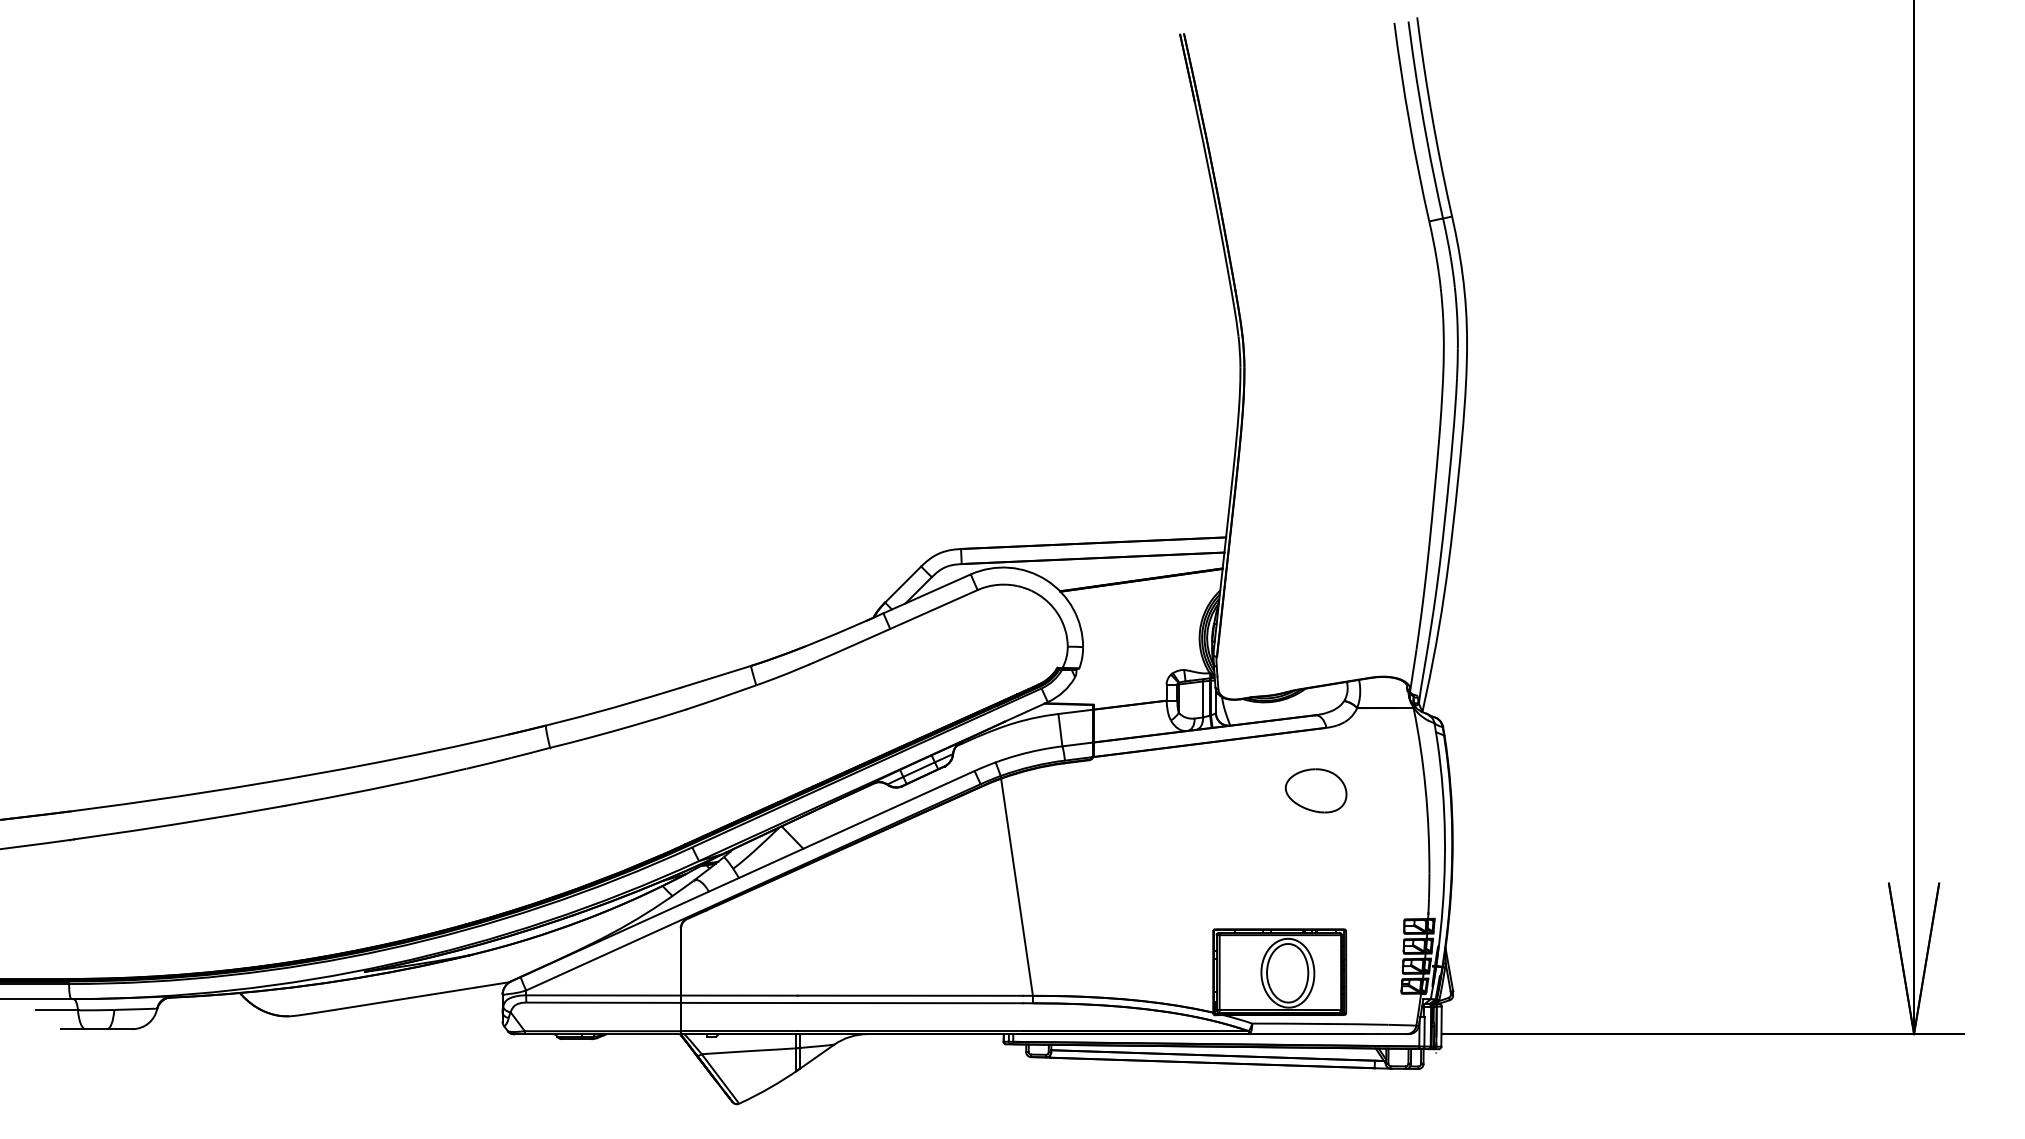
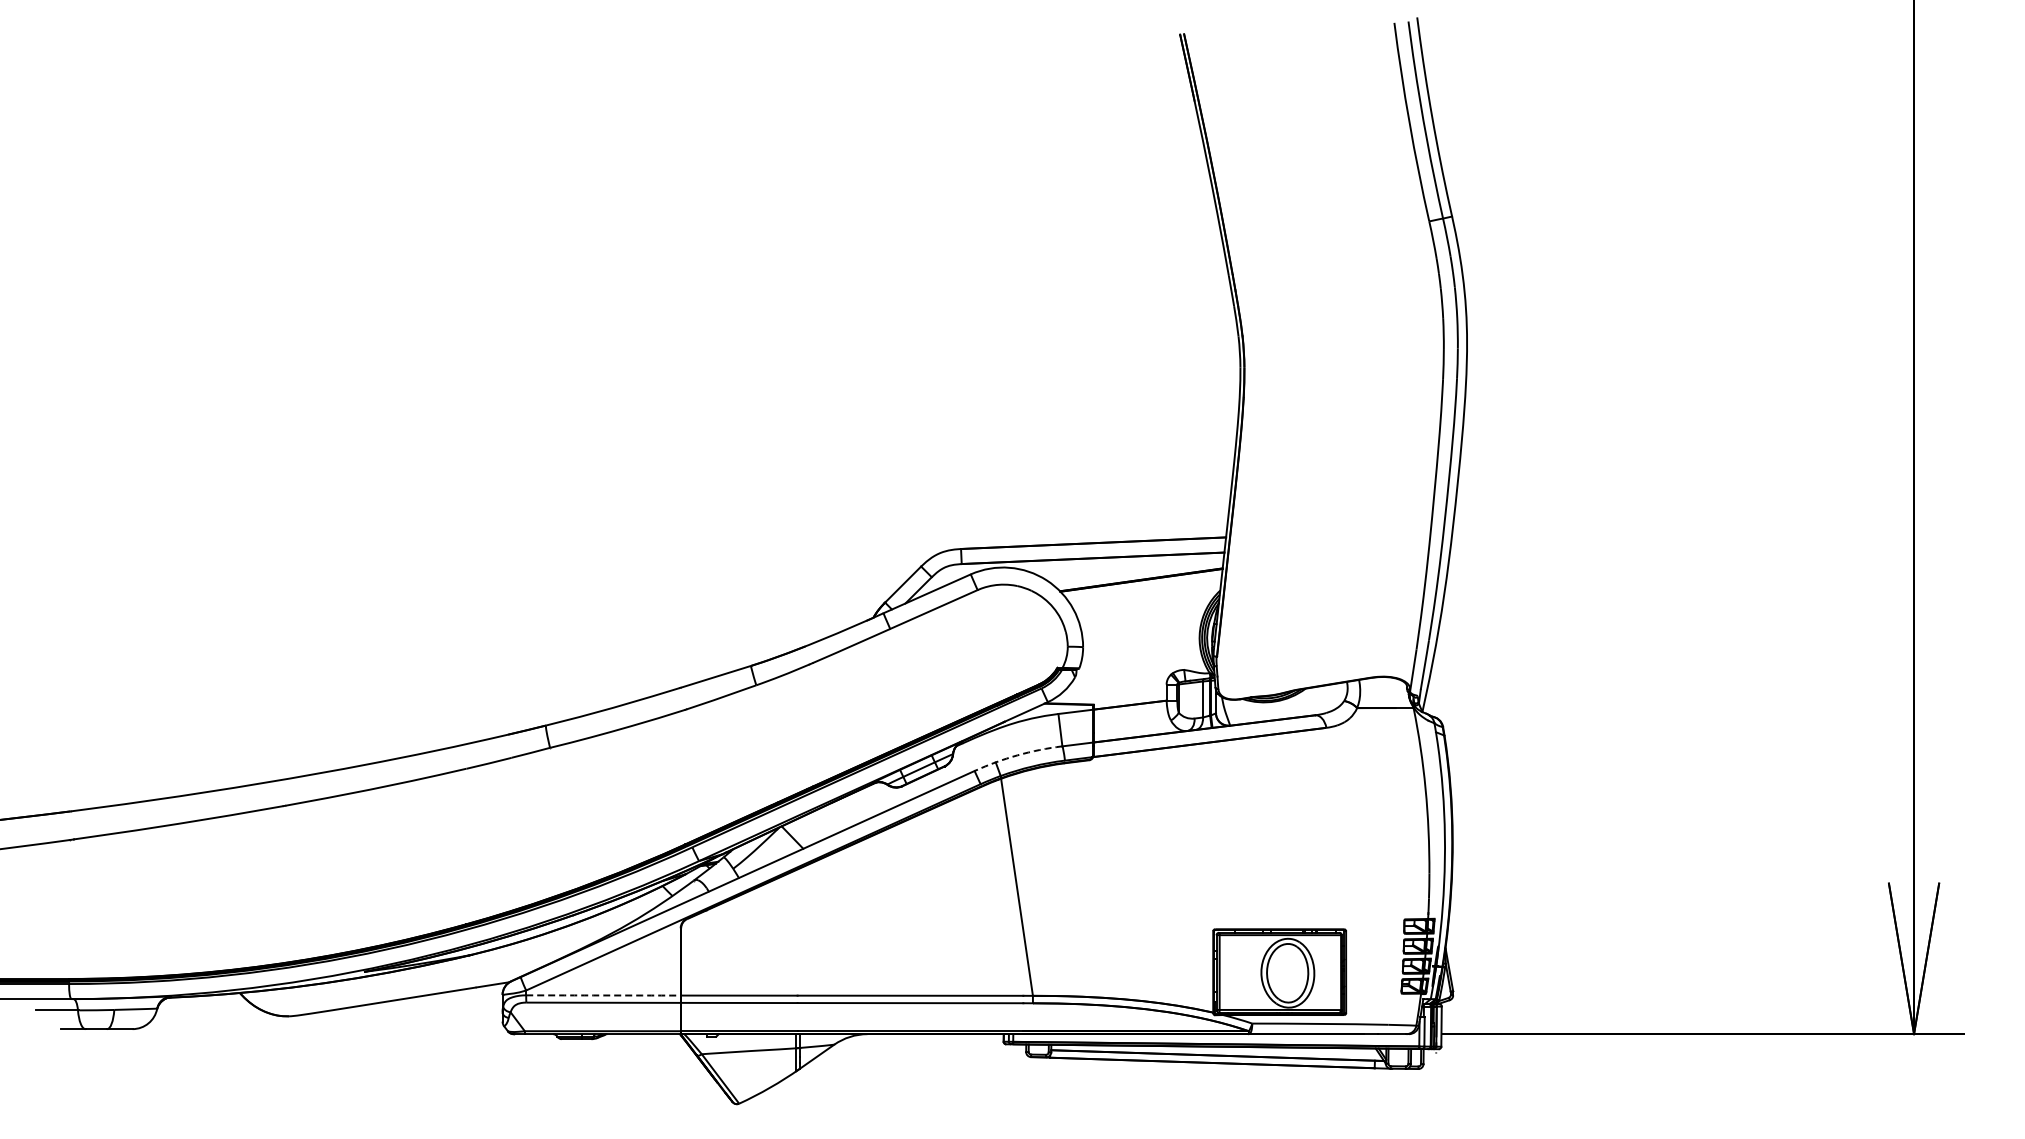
arc: solid -> dashed (1017, 755)
part: present -> none (1315, 790)
arc: solid -> dashed (603, 995)
